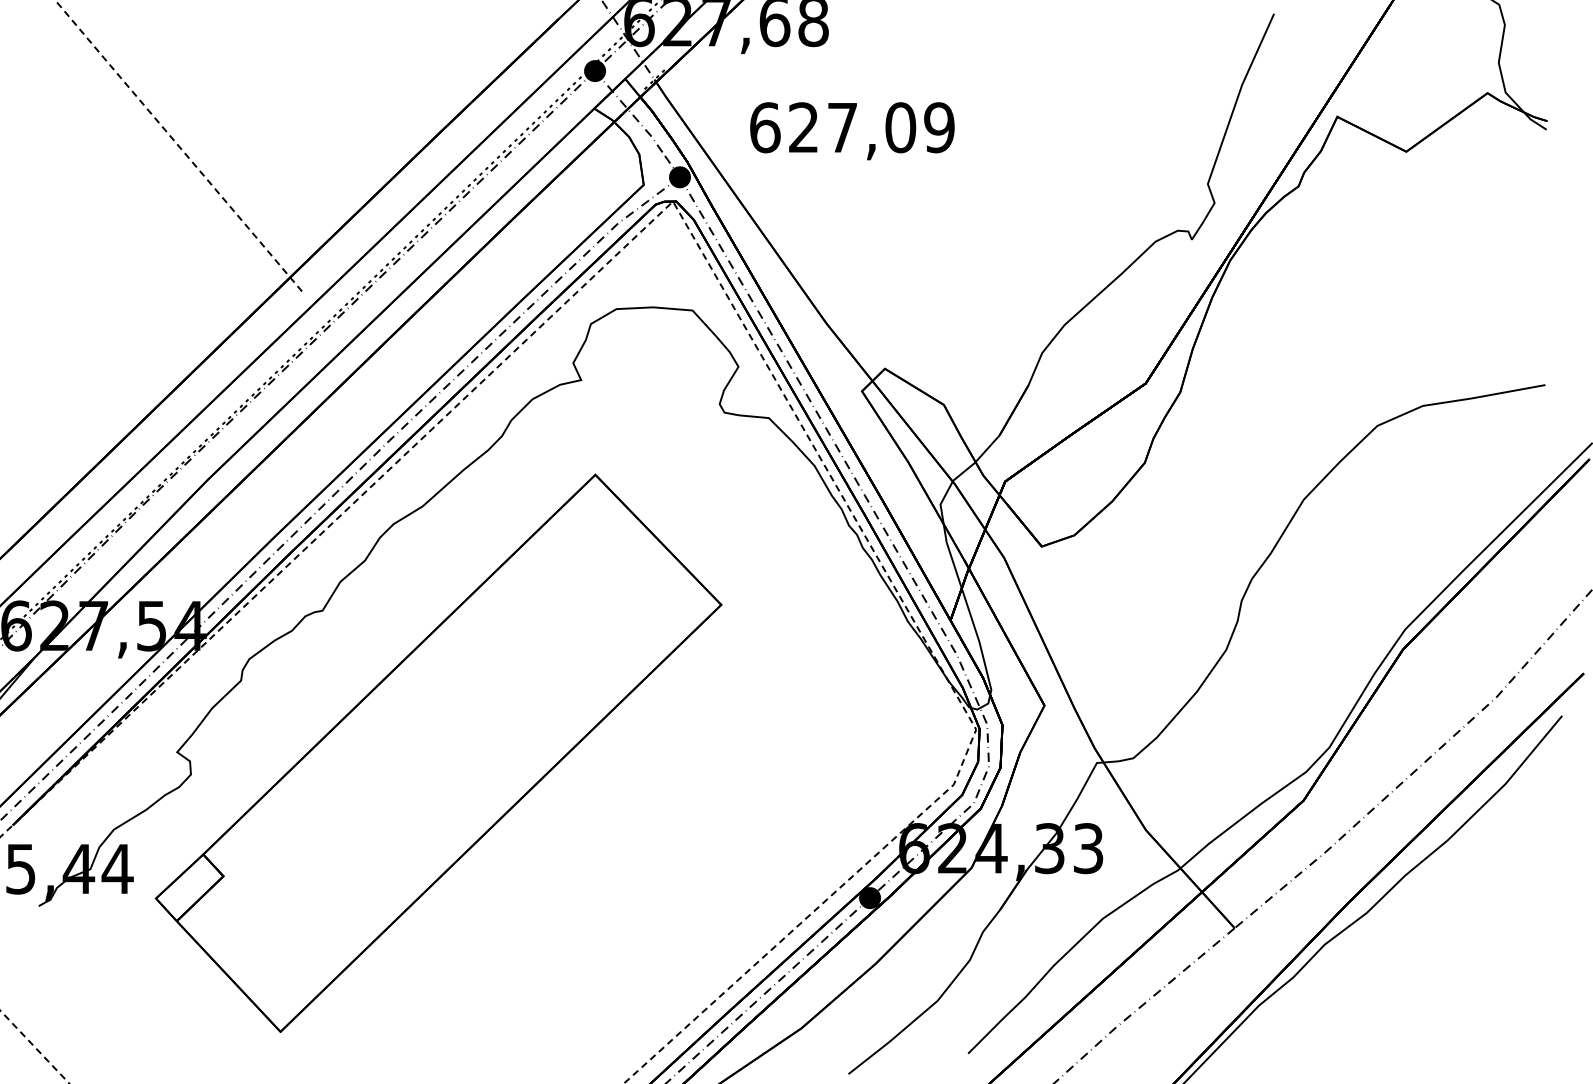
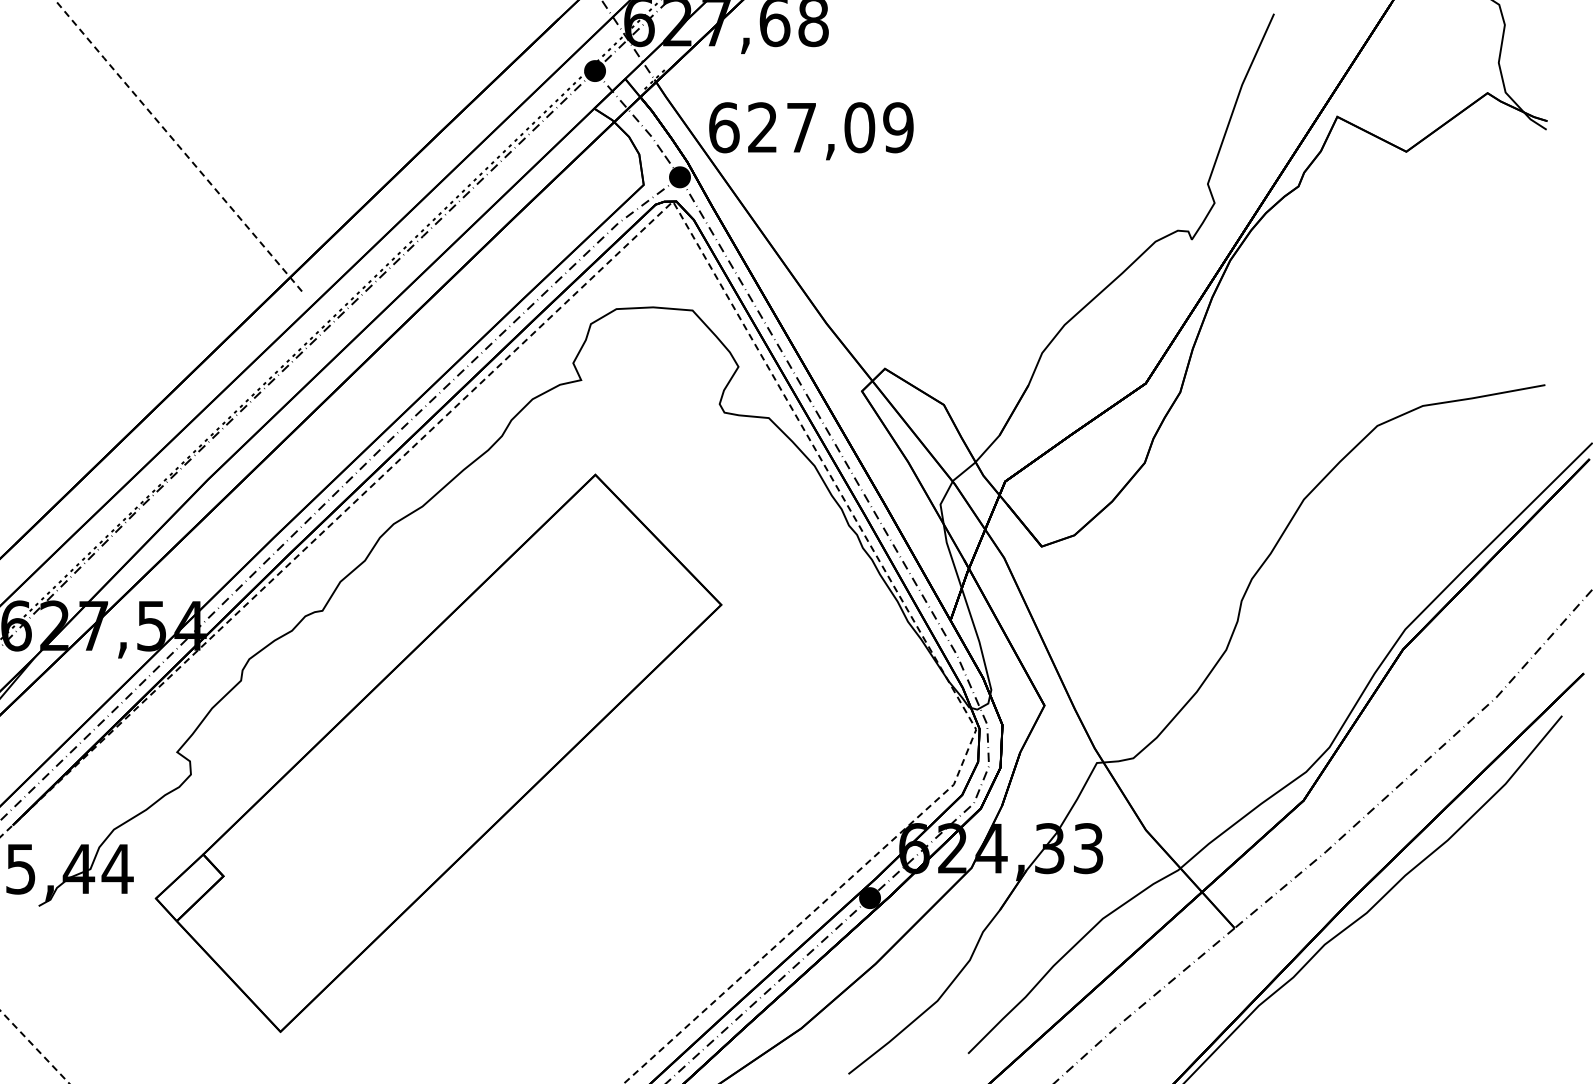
text position: (852, 131) -> (811, 131) (811, 131)
